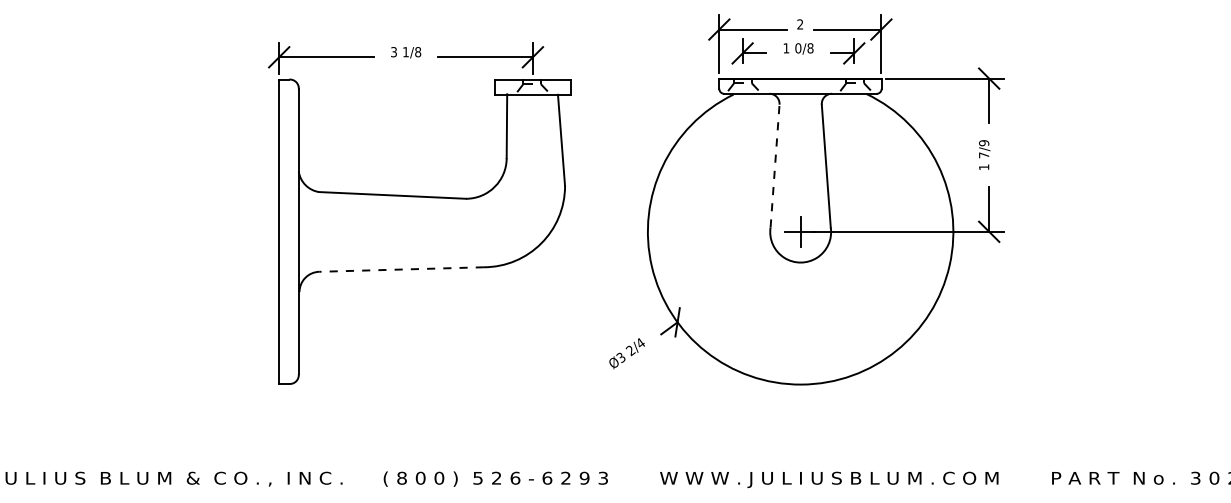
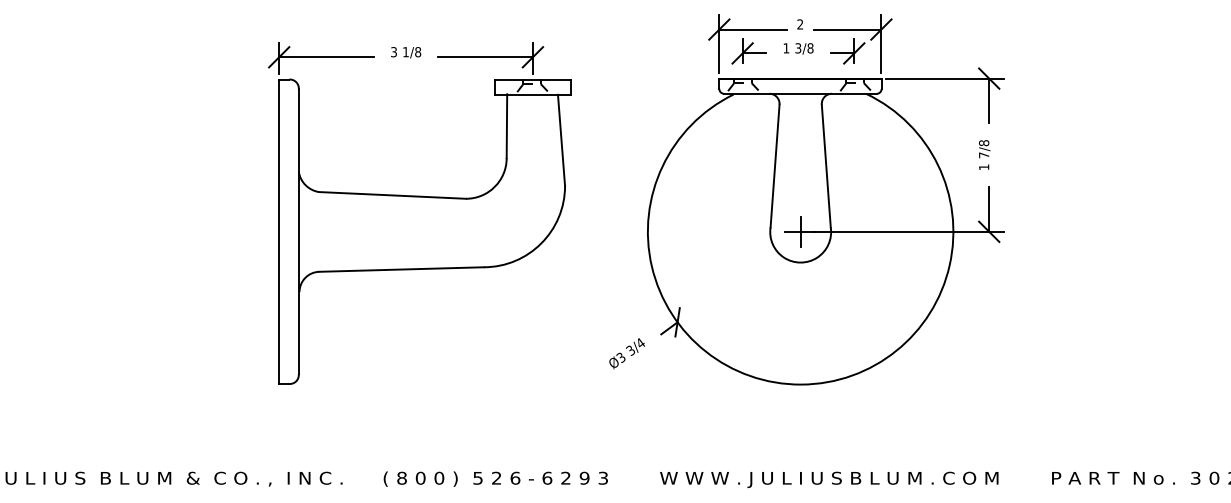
text: 0/8 -> 3/8 (798, 48)
text: 7/9 -> 7/8 (984, 143)
line: dashed -> solid (775, 166)
line: dashed -> solid (401, 269)
text: 2/4 -> 3/4 (630, 350)
